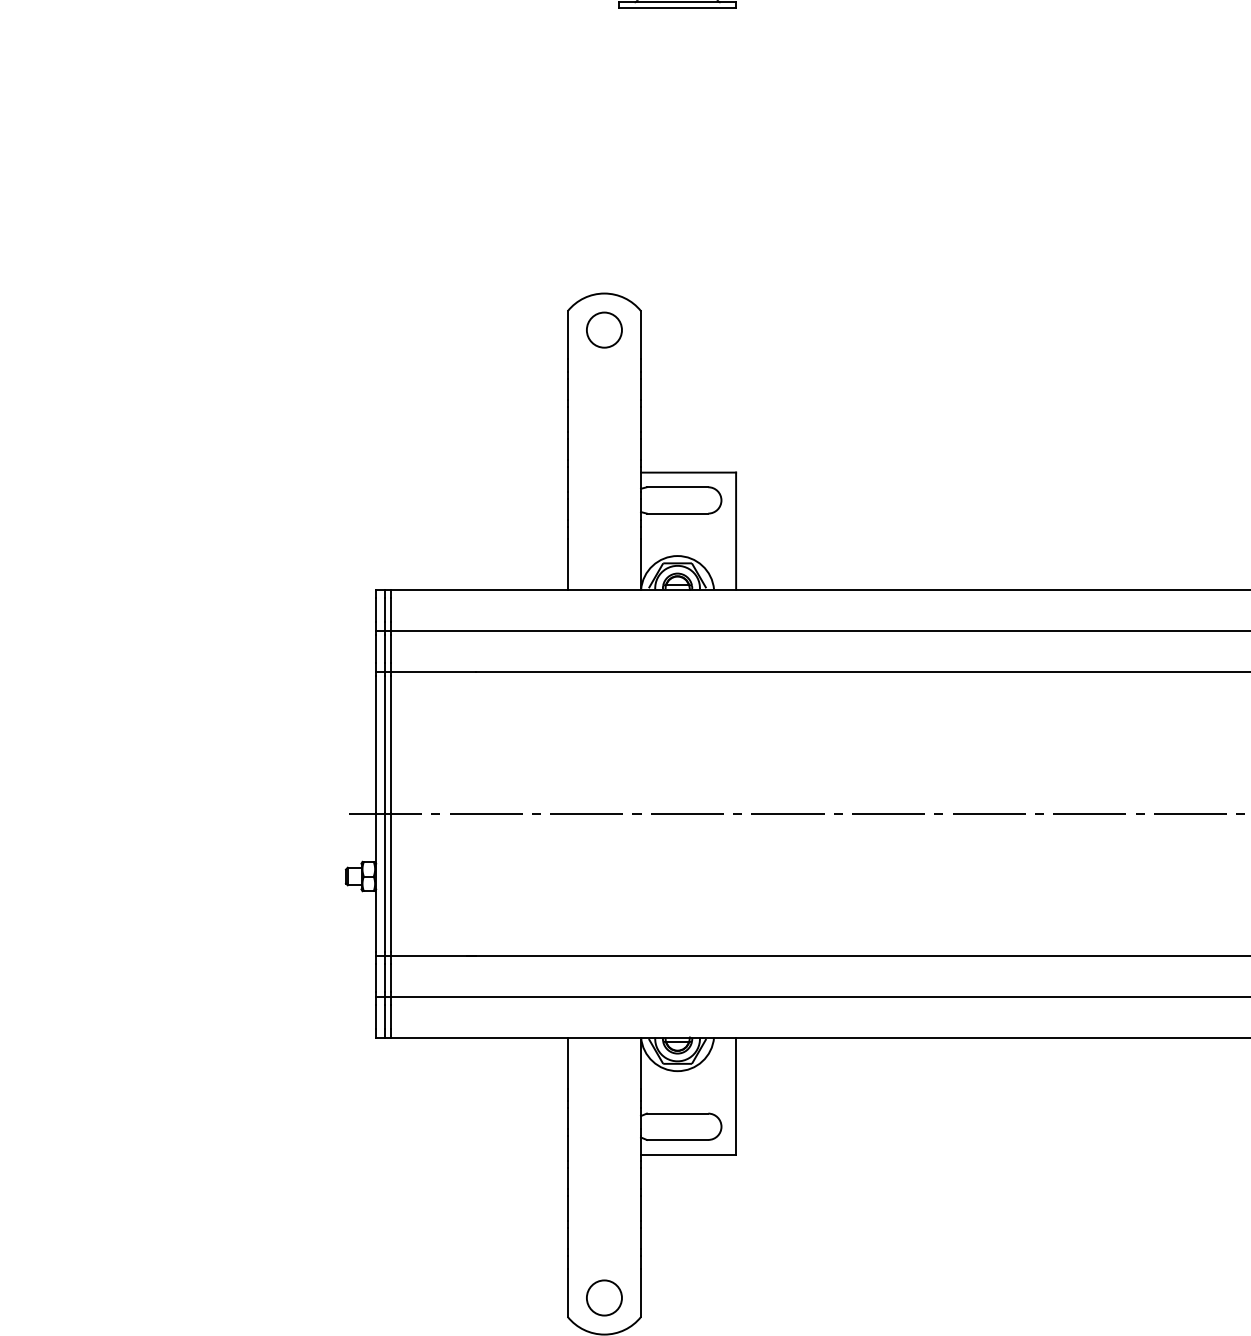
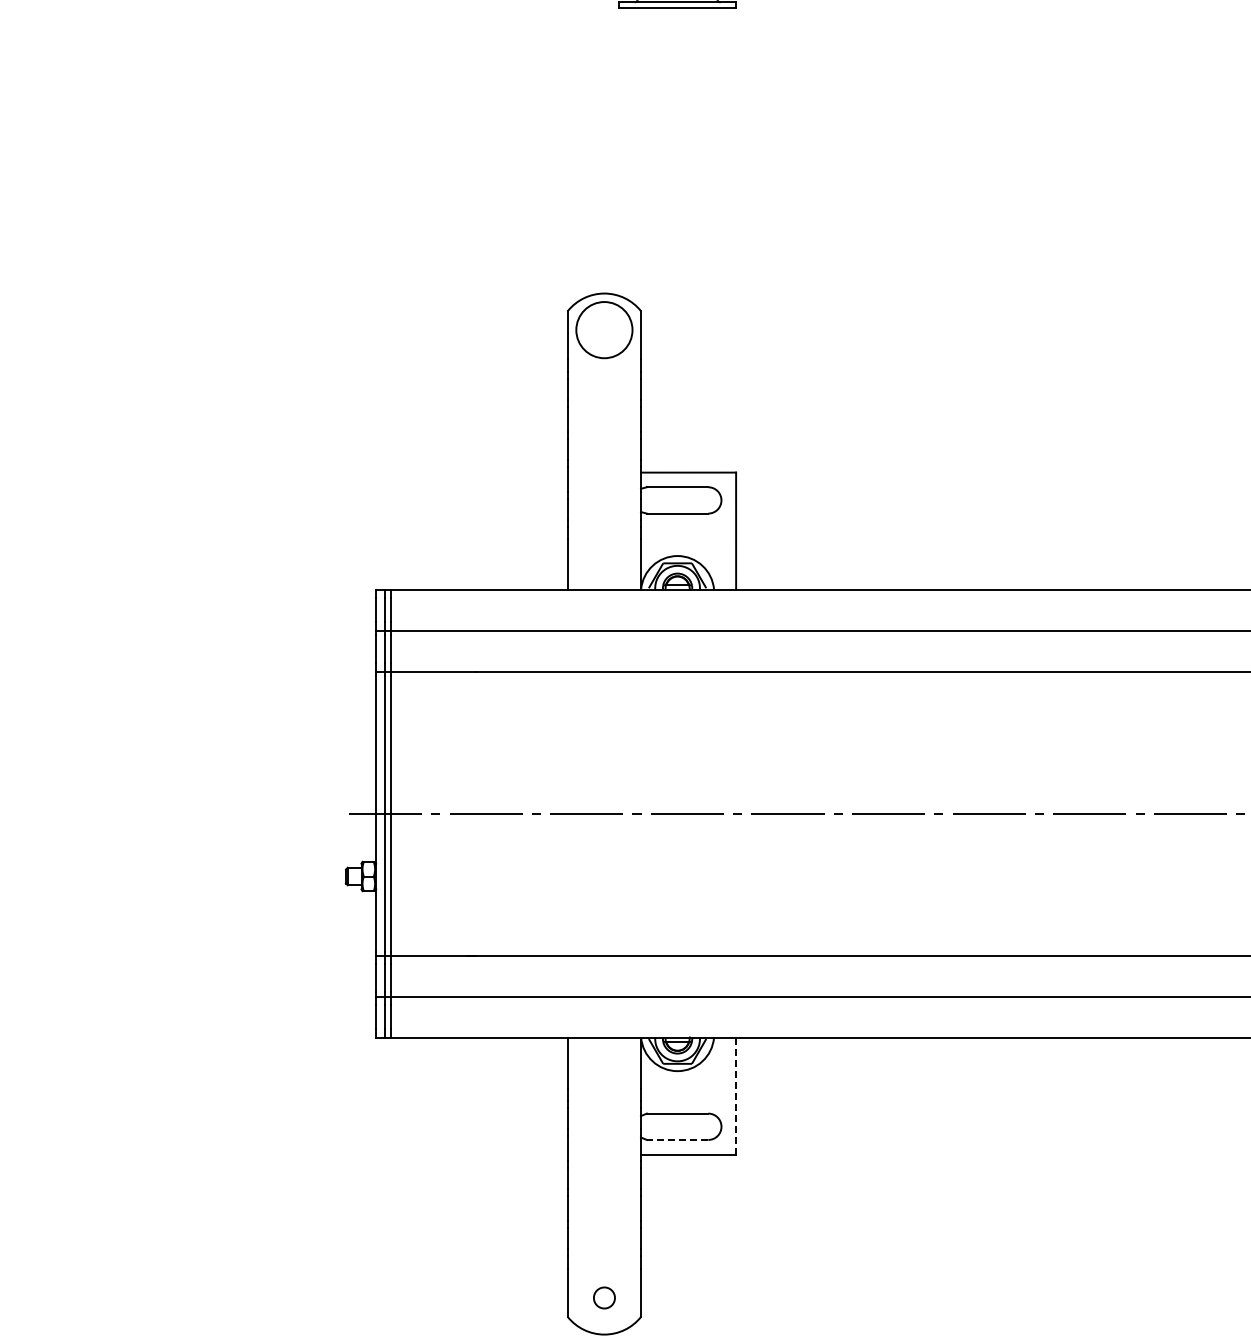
circle diameter: 35 px -> 56 px (604, 330)
line: solid -> dashed (736, 1096)
line: solid -> dashed (677, 1139)
circle size: 37x38 px -> 23x24 px (604, 1297)
